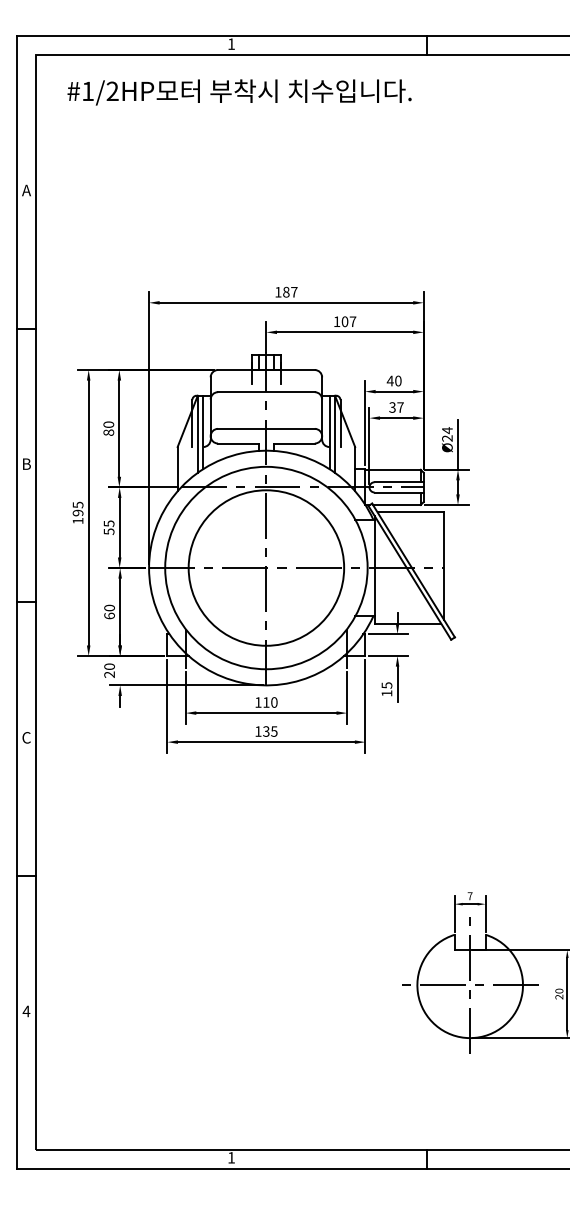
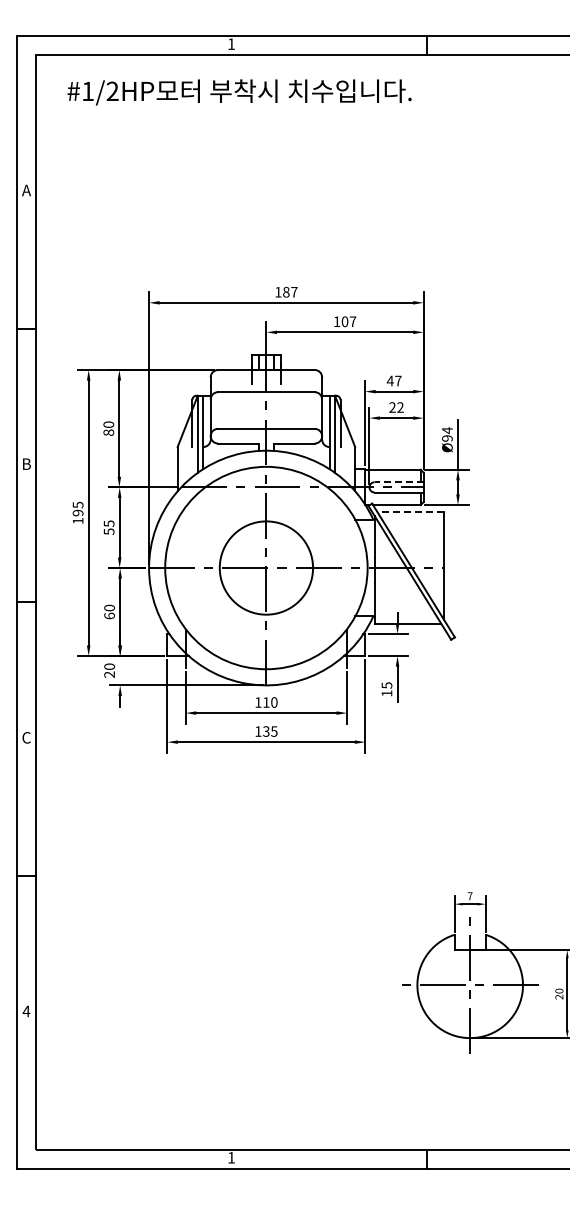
text: 40 -> 47 (398, 380)
text: 37 -> 22 (396, 407)
text: Ø24 -> Ø94 (447, 438)
line: solid -> dashed (399, 482)
line: solid -> dashed (410, 512)
circle diameter: 155 px -> 93 px (266, 567)
